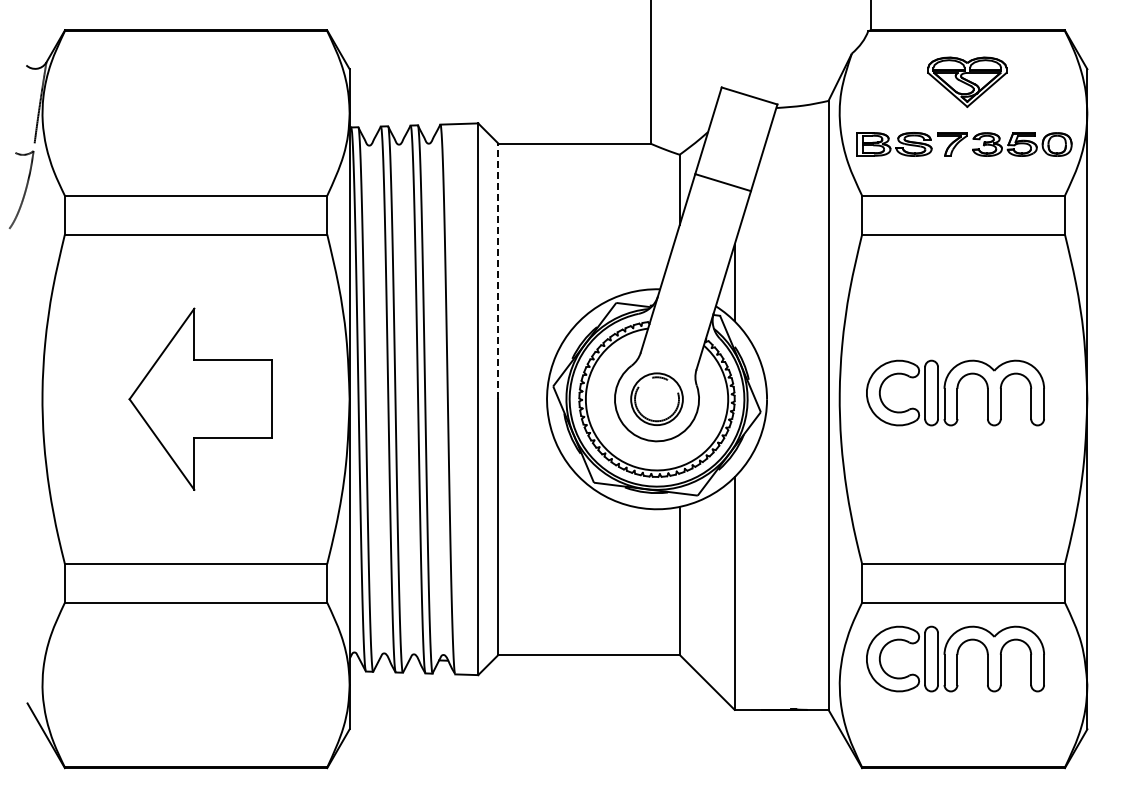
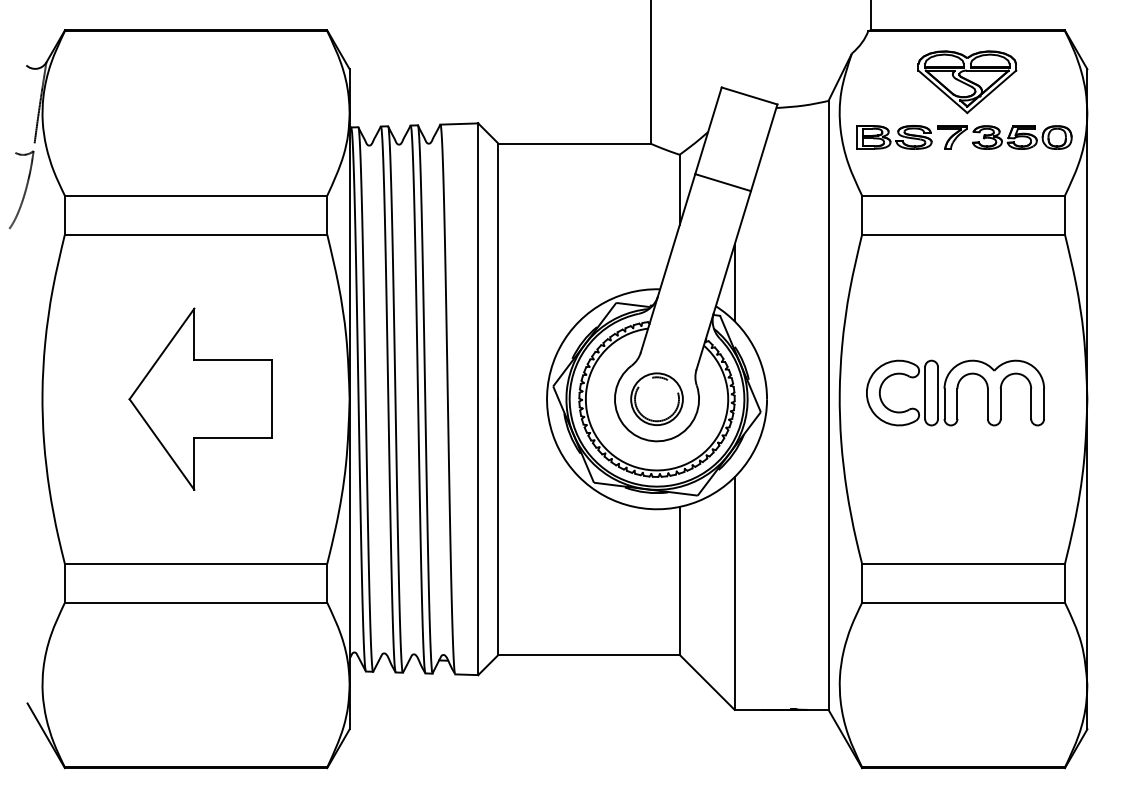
part size: 81x52 px -> 101x65 px (967, 82)
part position: (964, 144) -> (964, 137) (964, 137)
line: dashed -> solid (498, 271)
part: present -> none (955, 658)
